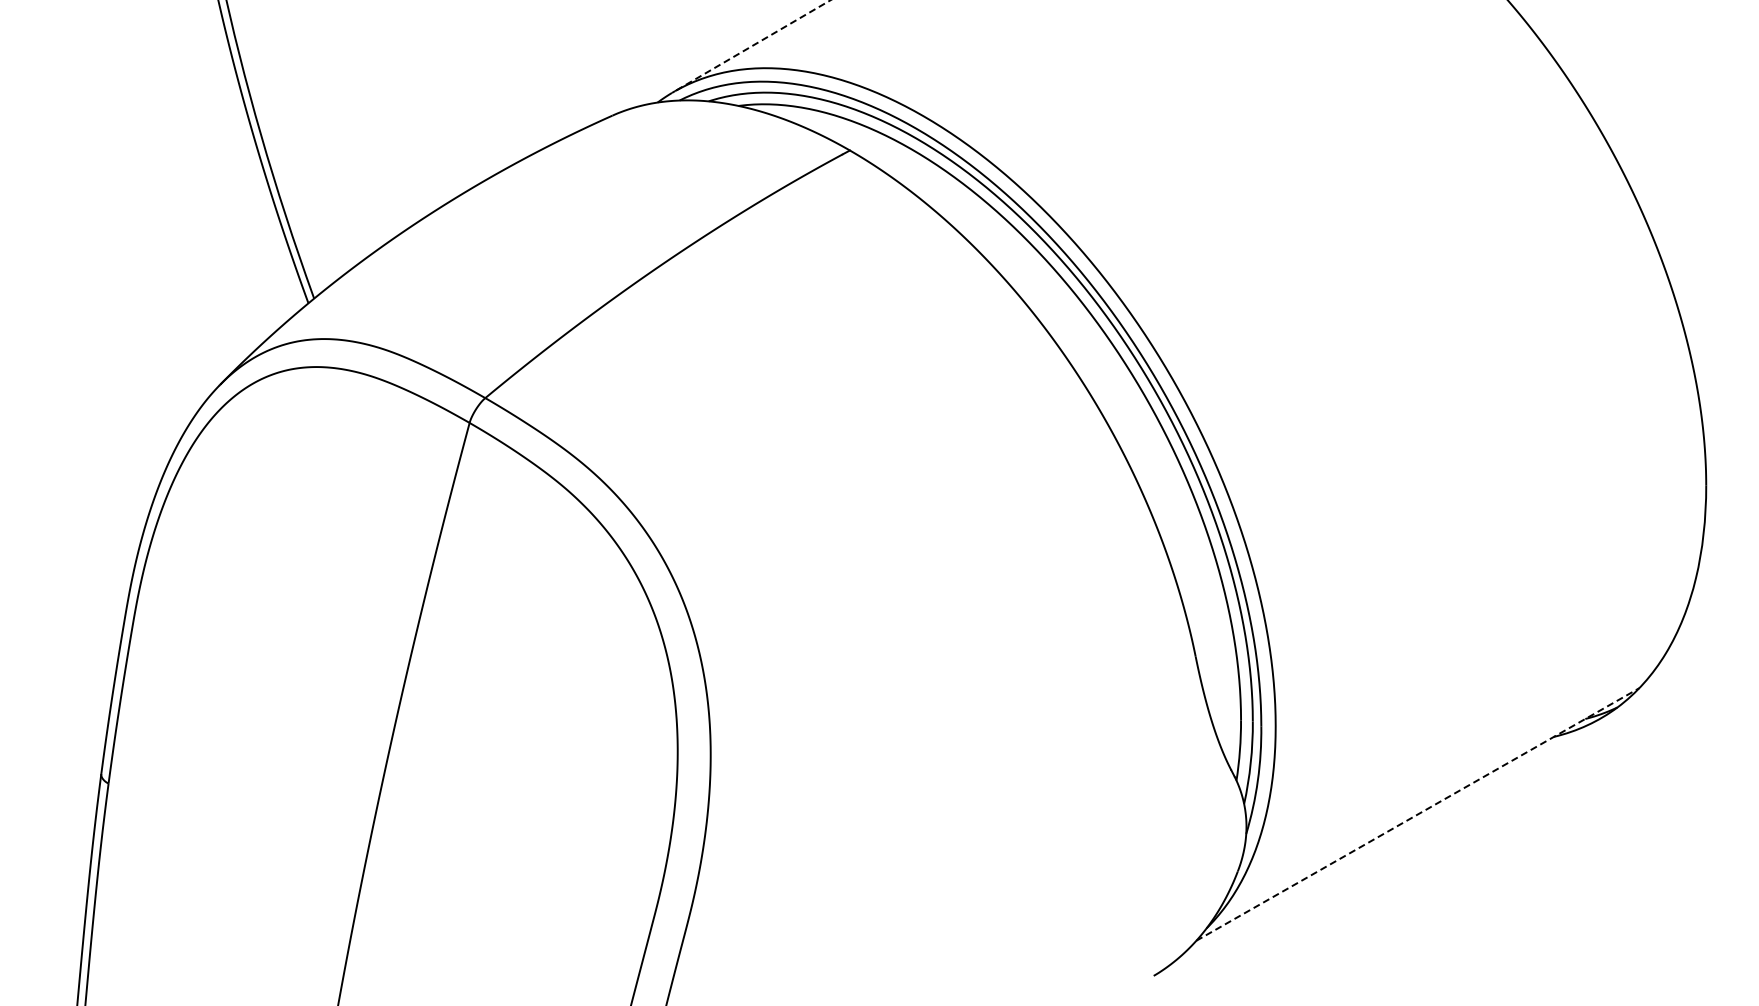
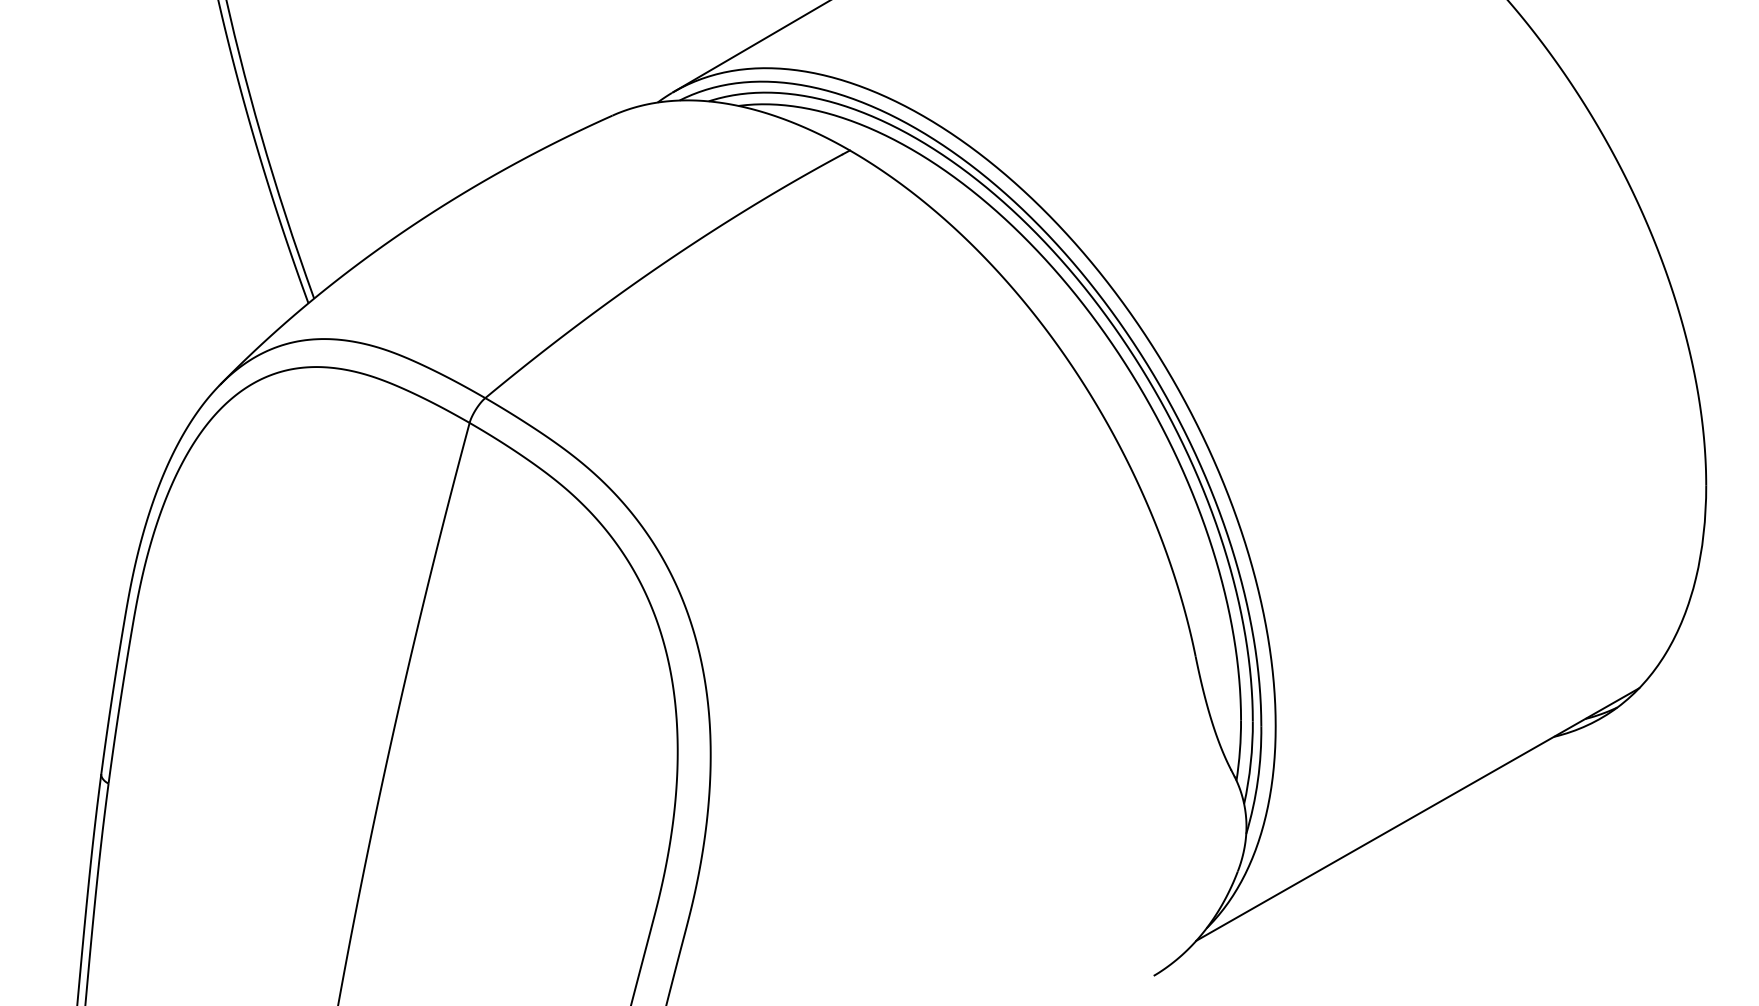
line: dashed -> solid (752, 46)
line: dashed -> solid (1417, 814)
